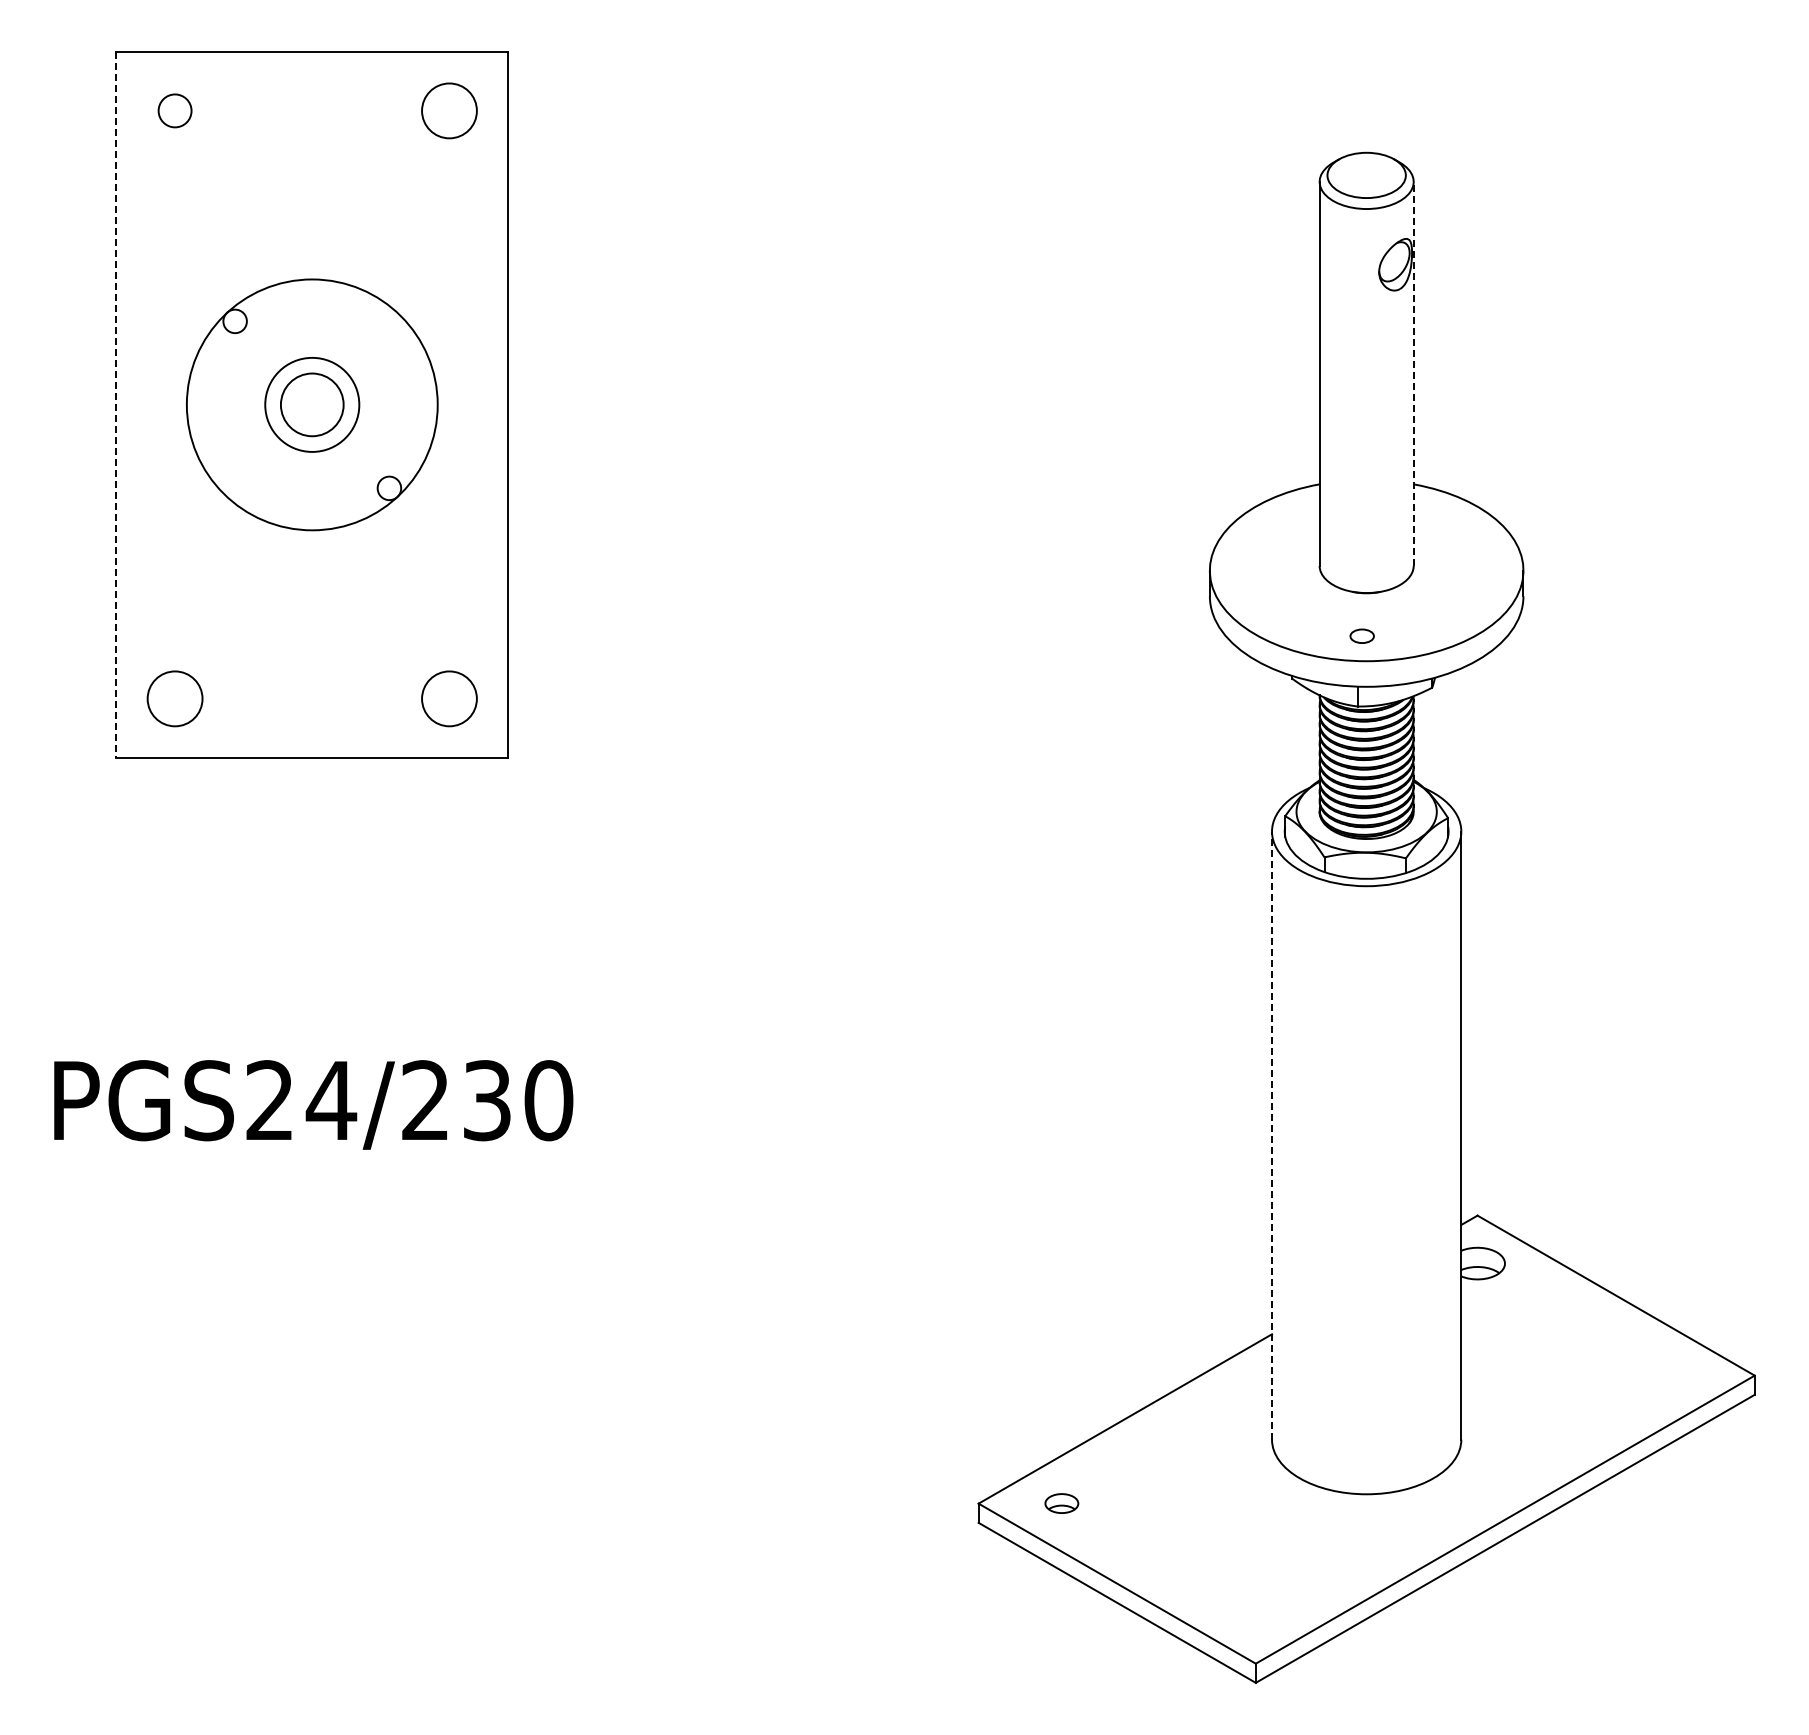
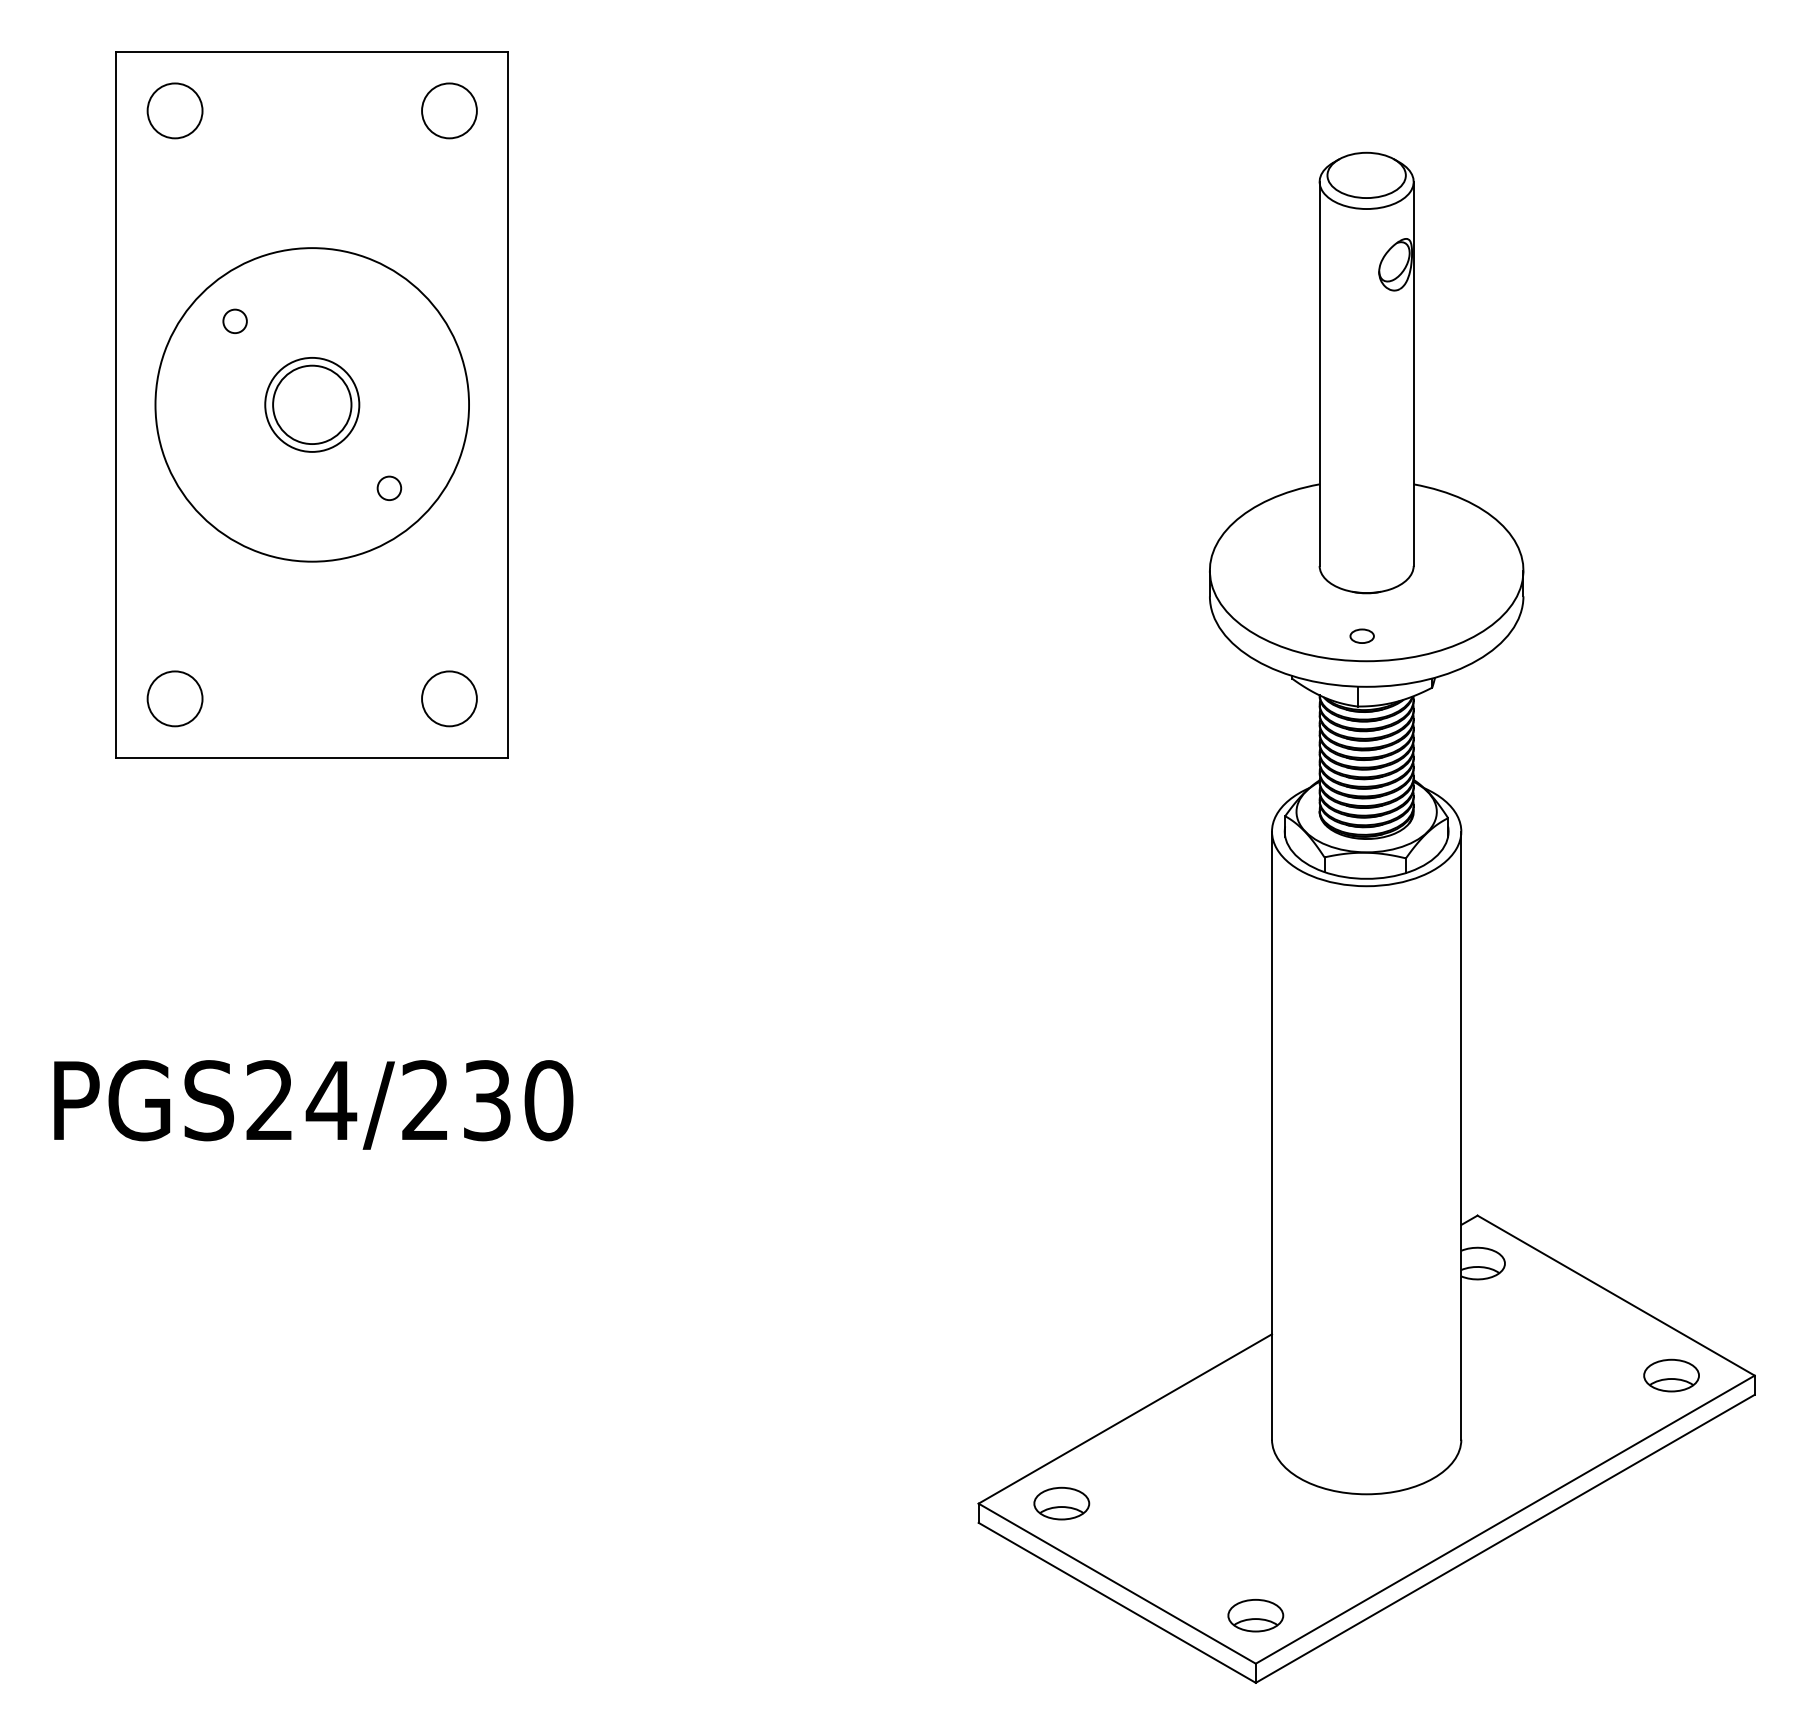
circle diameter: 33 px -> 55 px (174, 110)
line: dashed -> solid (1413, 373)
line: dashed -> solid (116, 404)
circle diameter: 251 px -> 314 px (312, 404)
circle diameter: 63 px -> 78 px (312, 404)
line: dashed -> solid (1272, 1135)
part: none -> present (1671, 1375)
part size: 36x21 px -> 58x35 px (1061, 1503)
part: none -> present (1255, 1615)
